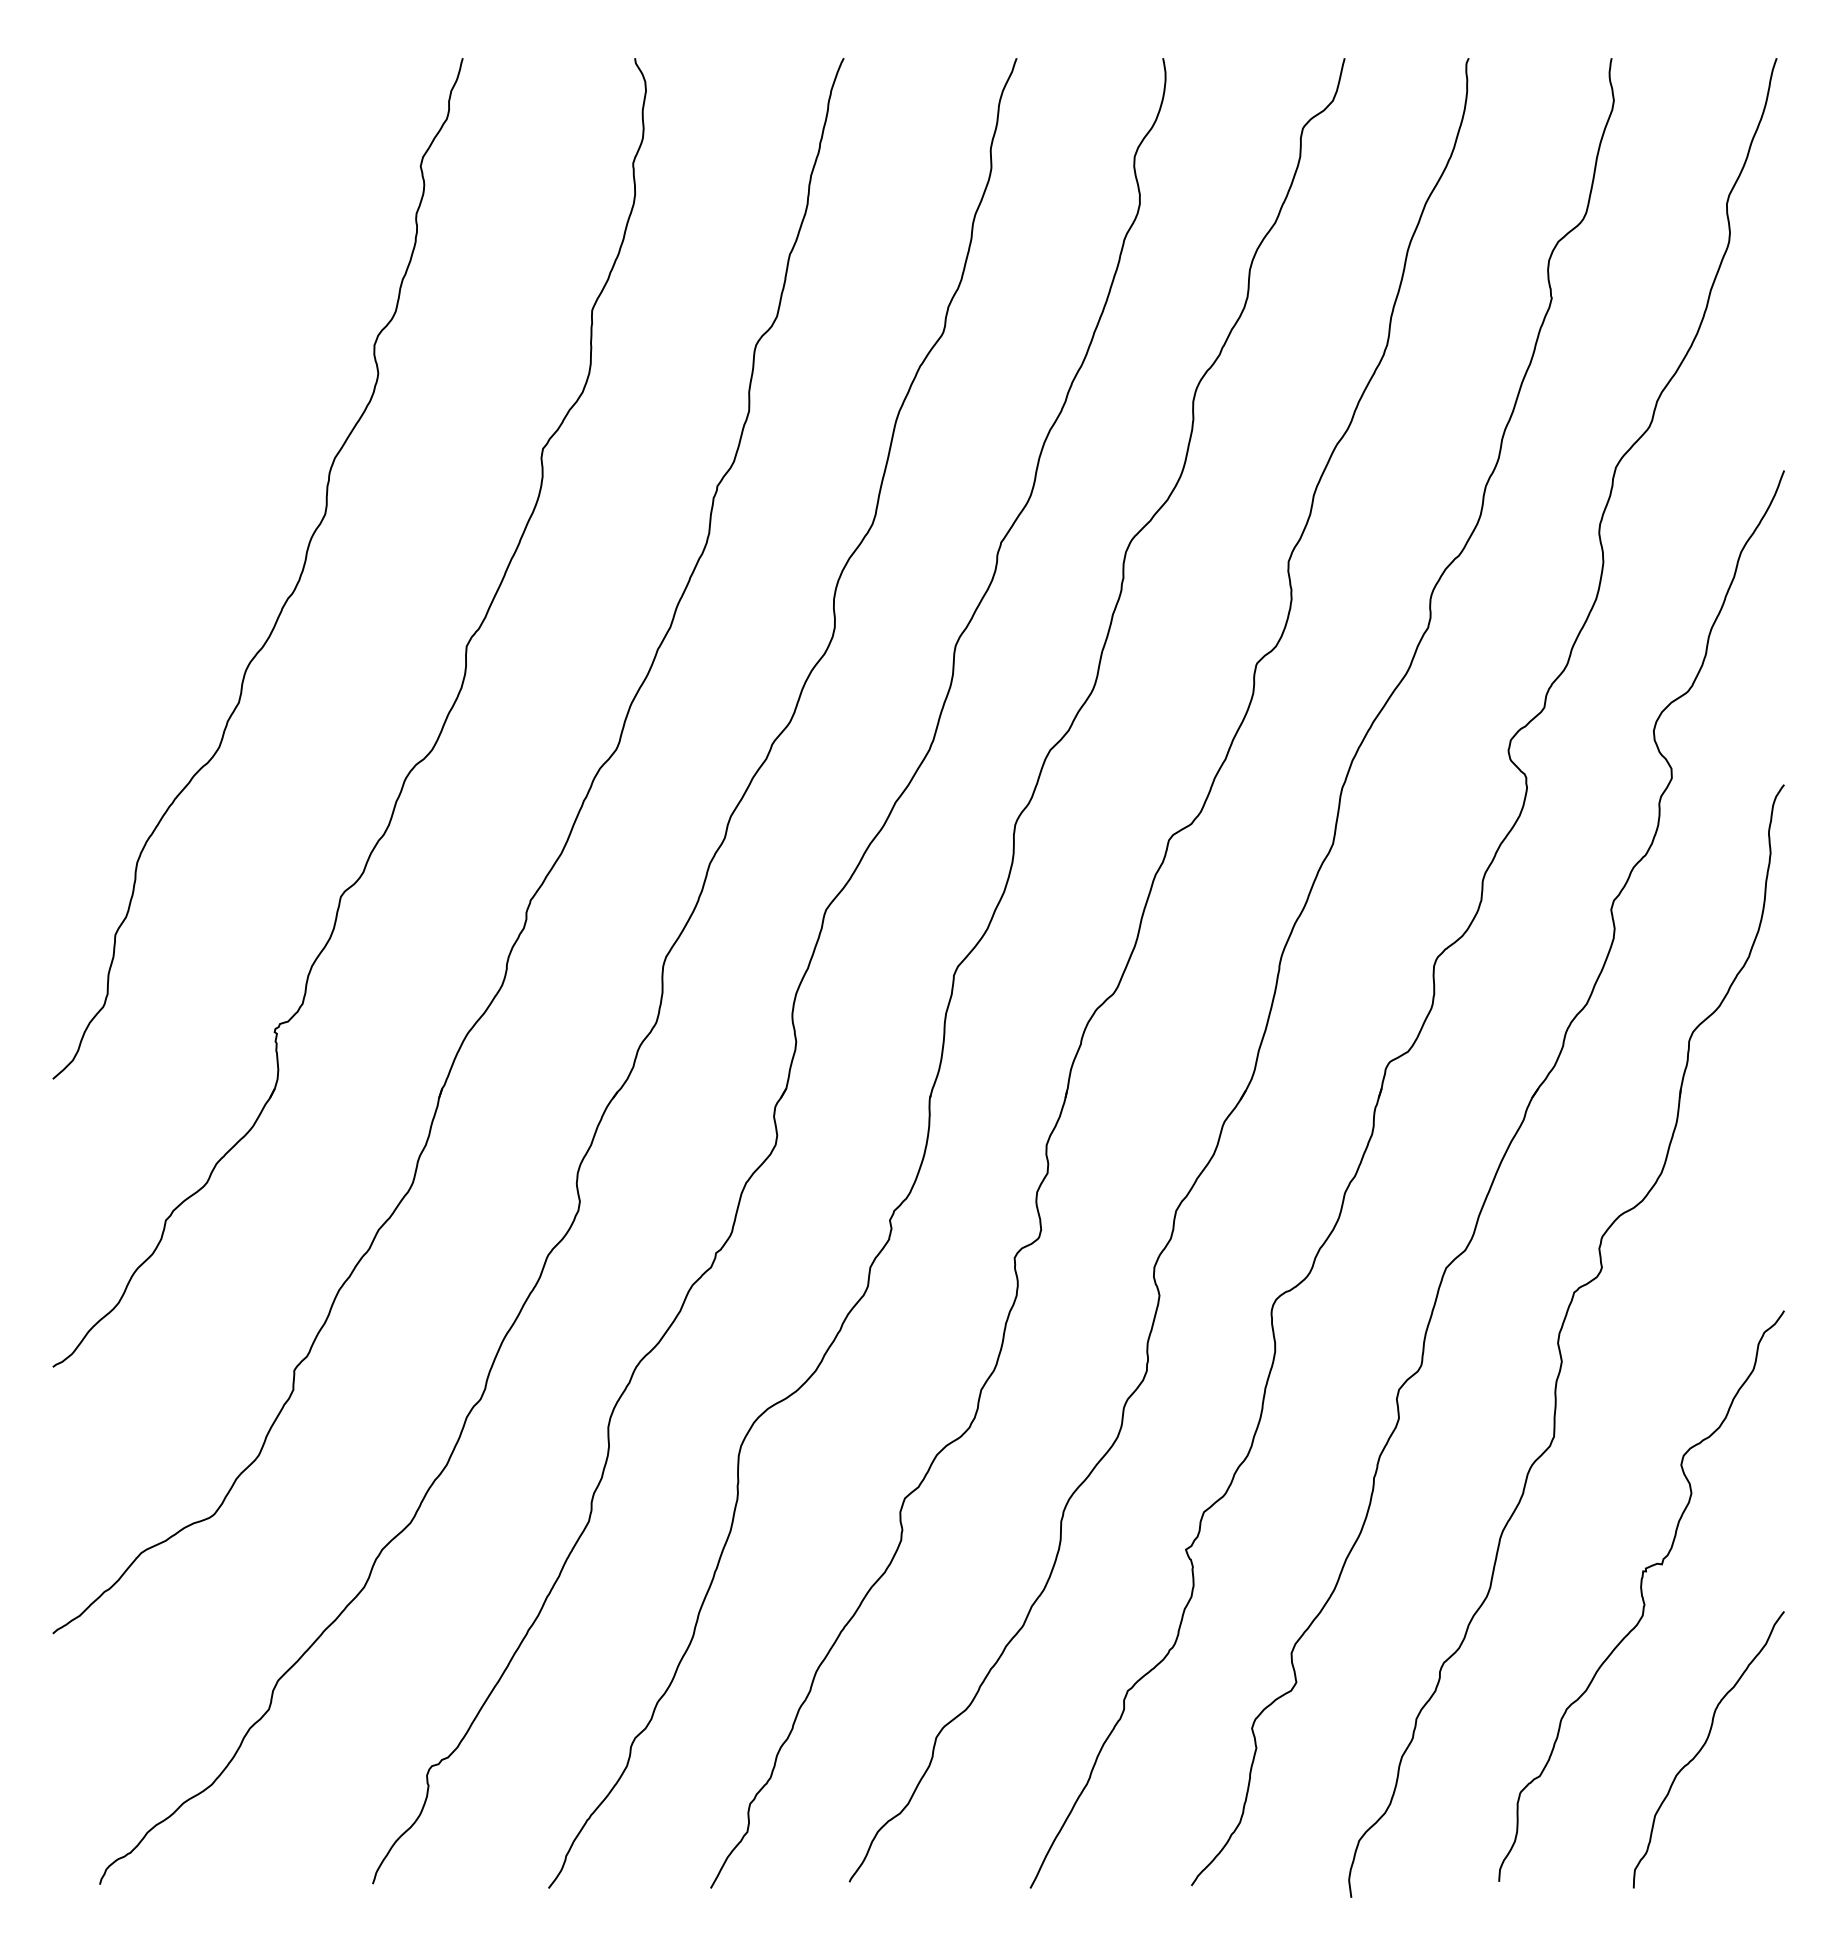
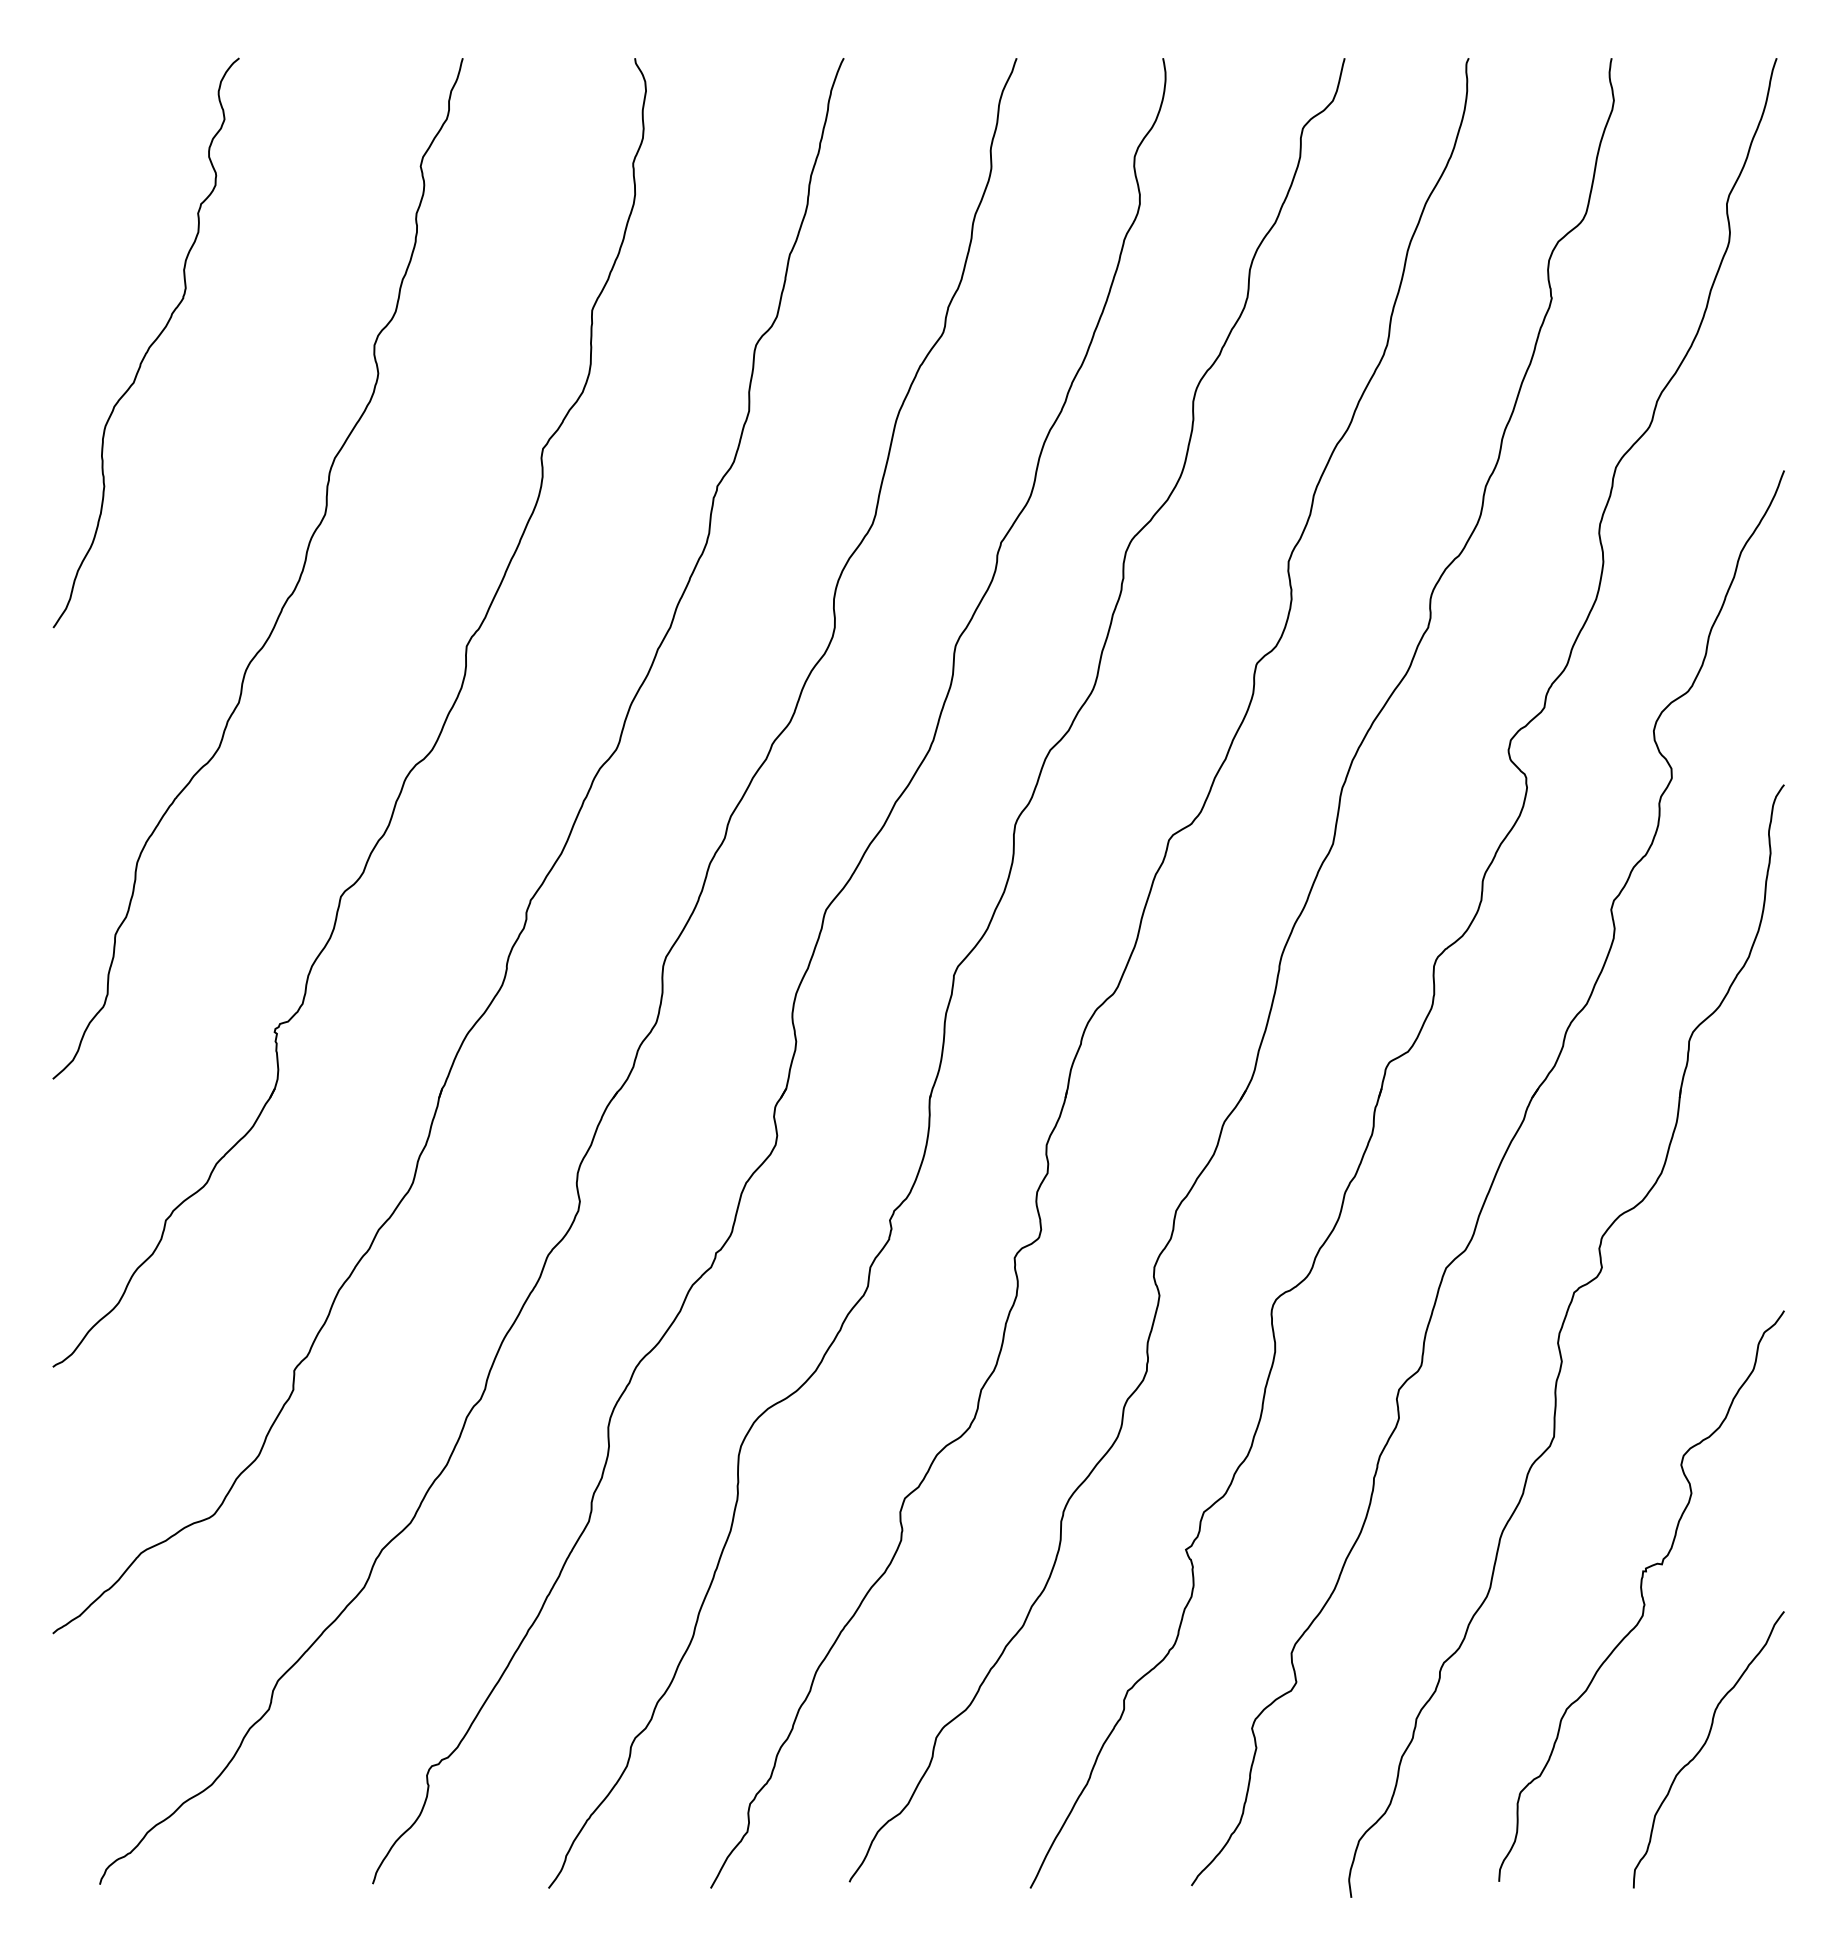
curve: none -> present (149, 345)
